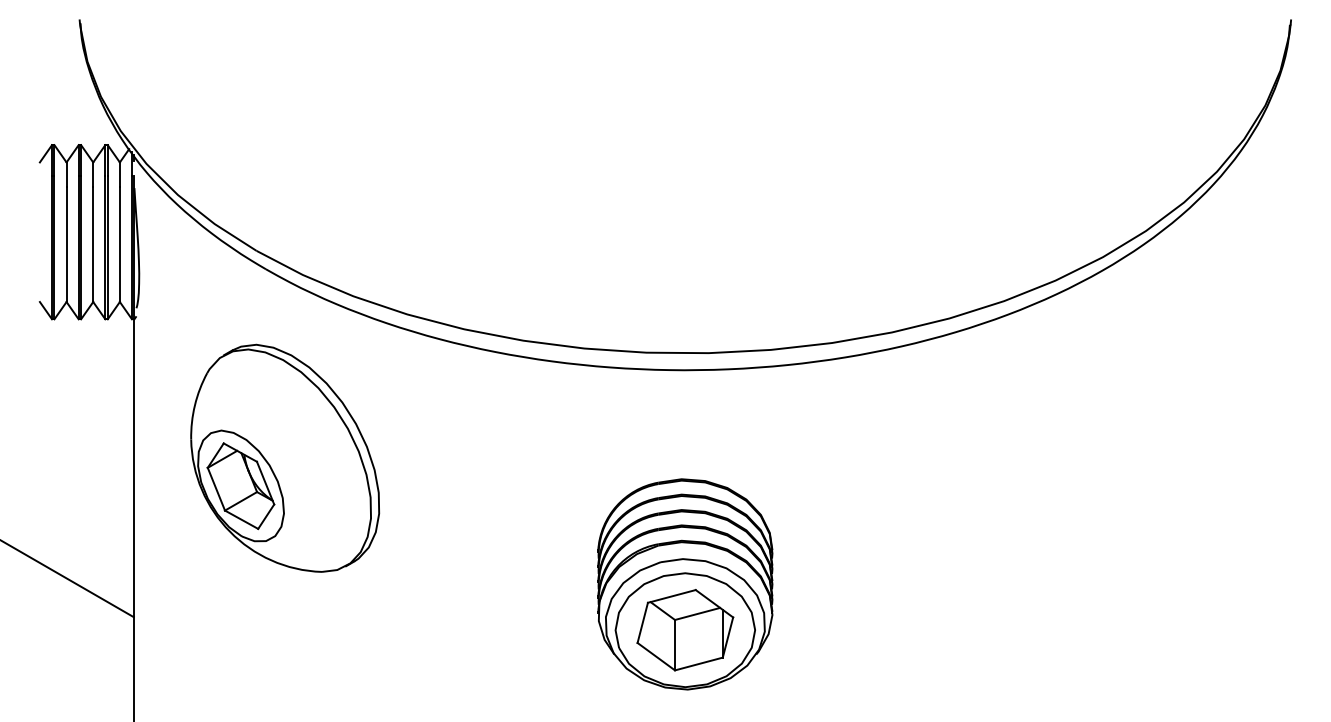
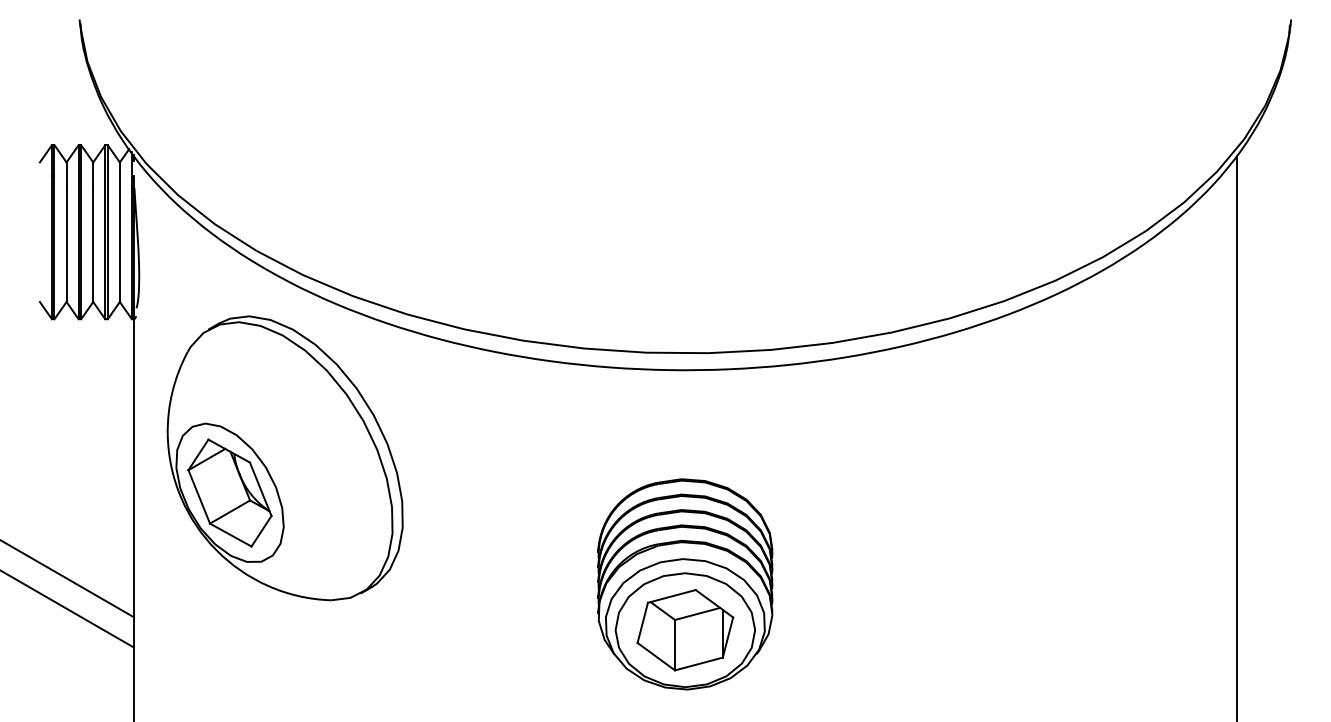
line: none -> present (1236, 436)
part size: 191x230 px -> 238x287 px (284, 458)
line: none -> present (67, 609)
